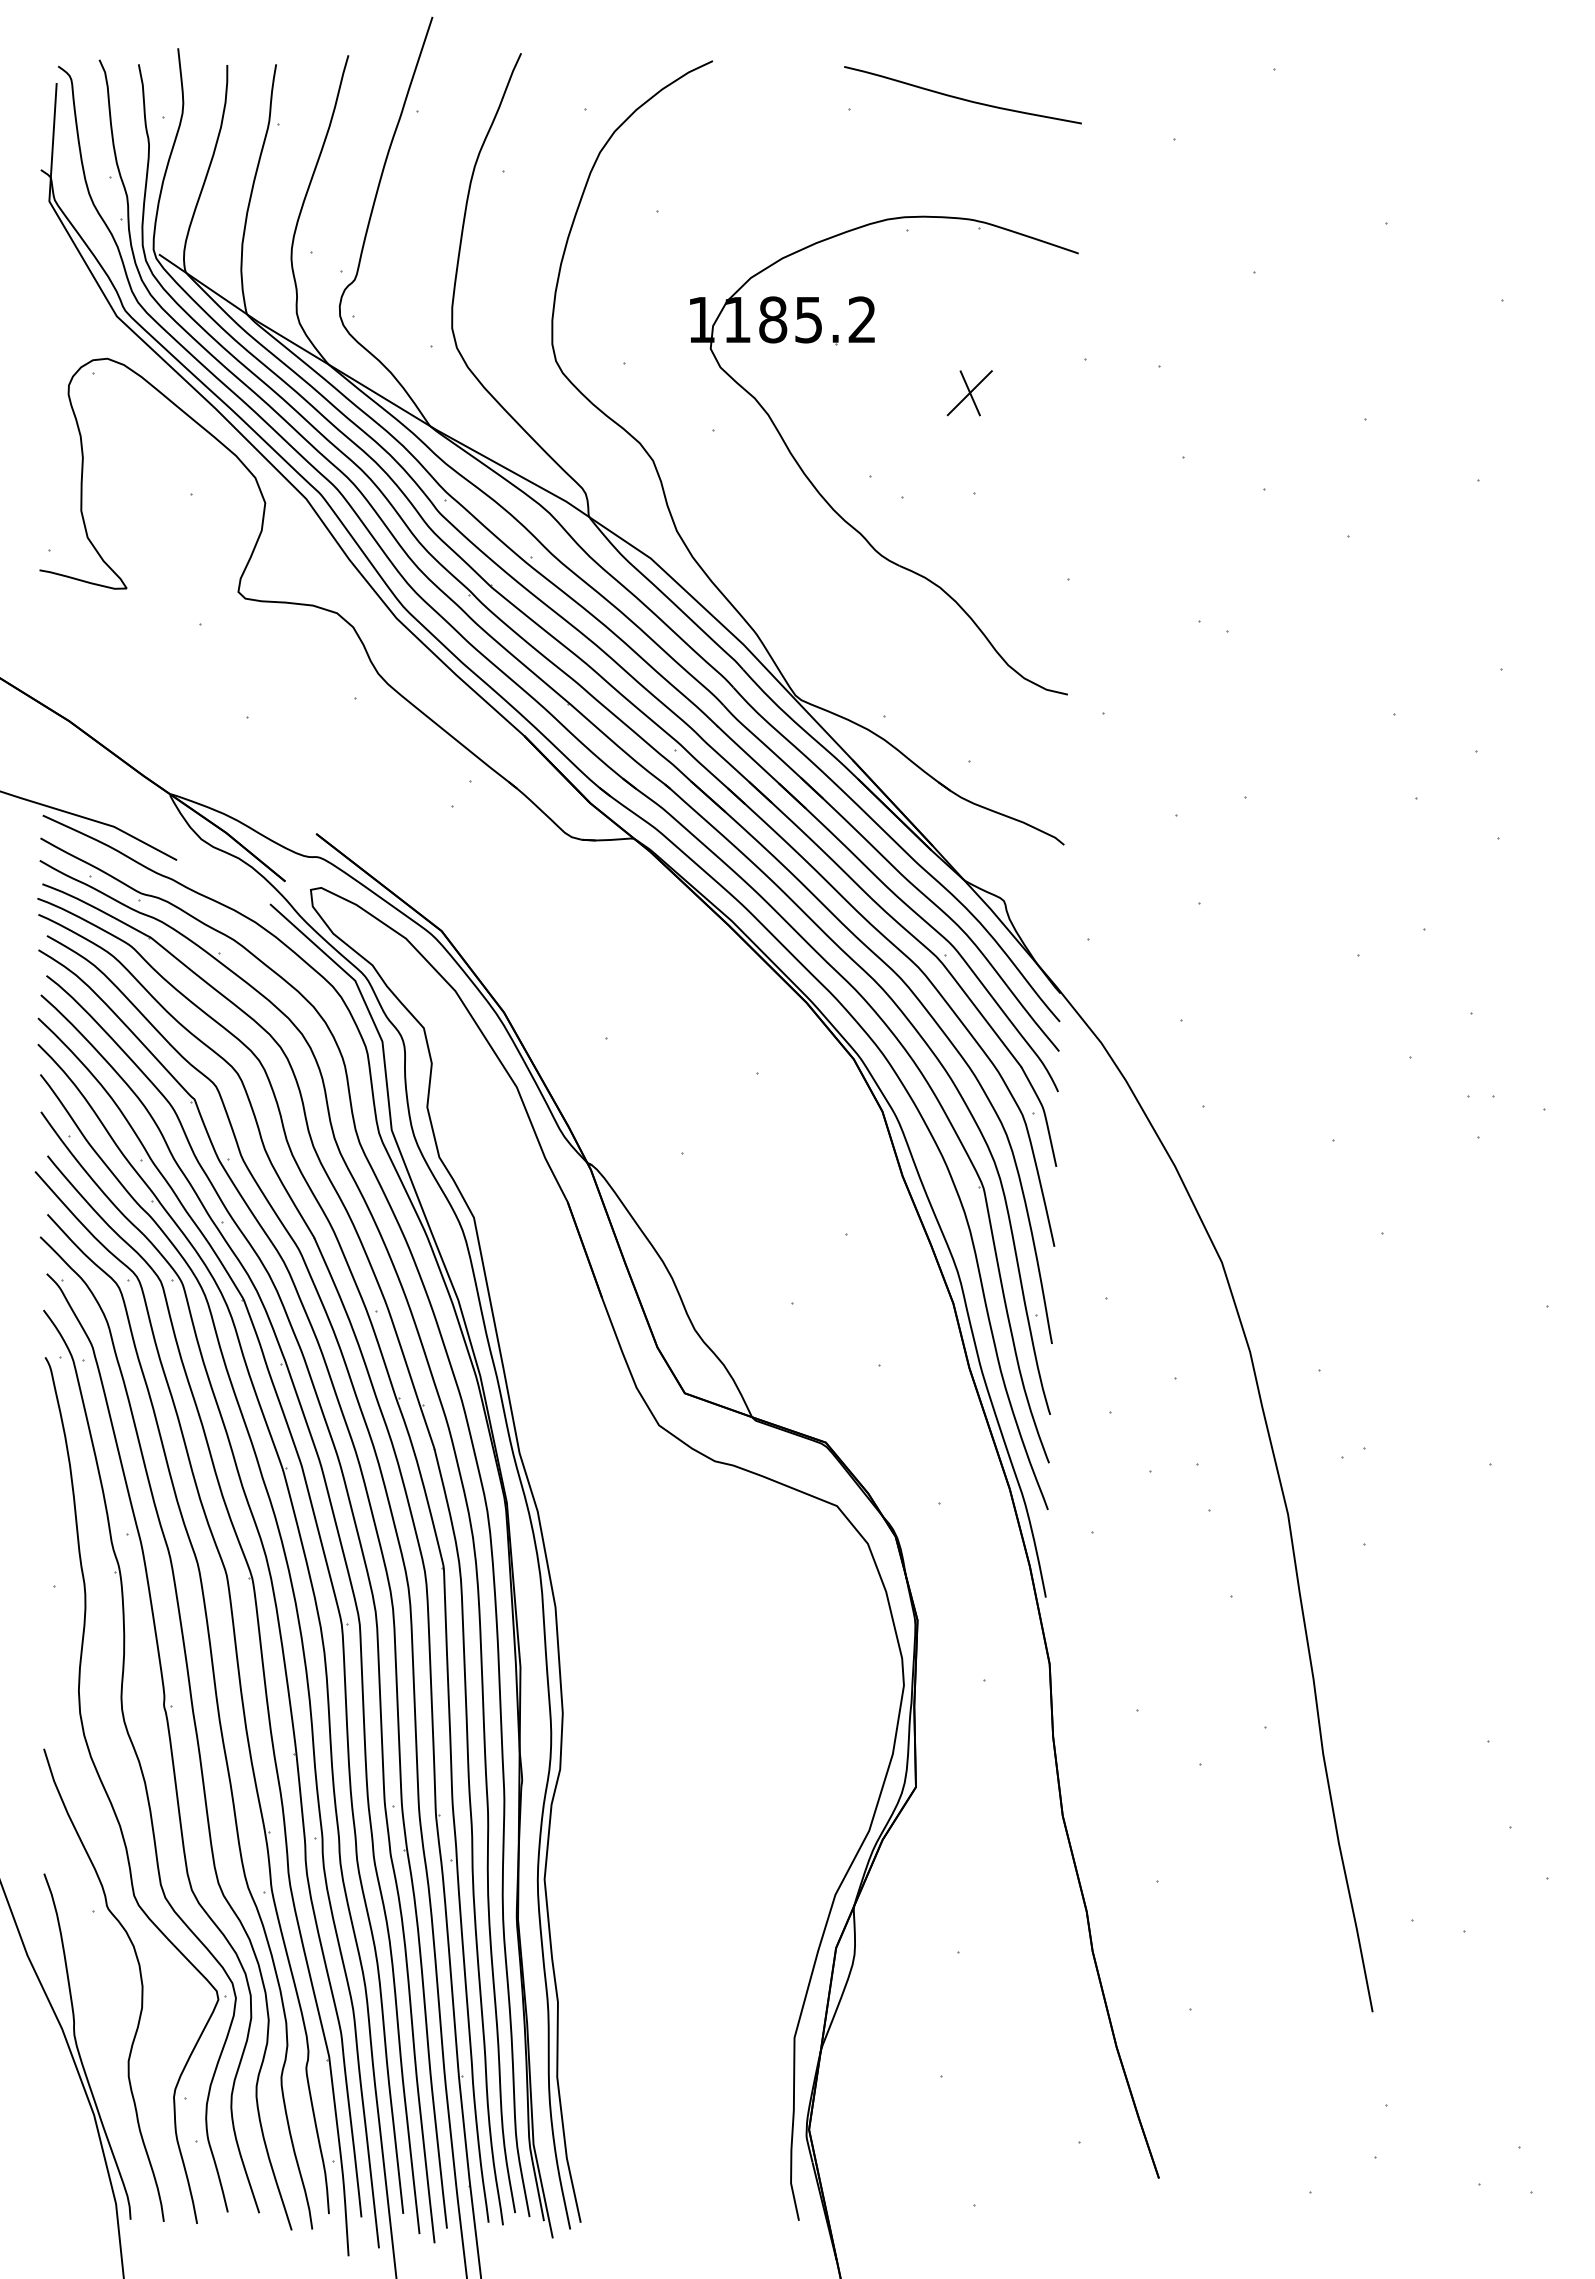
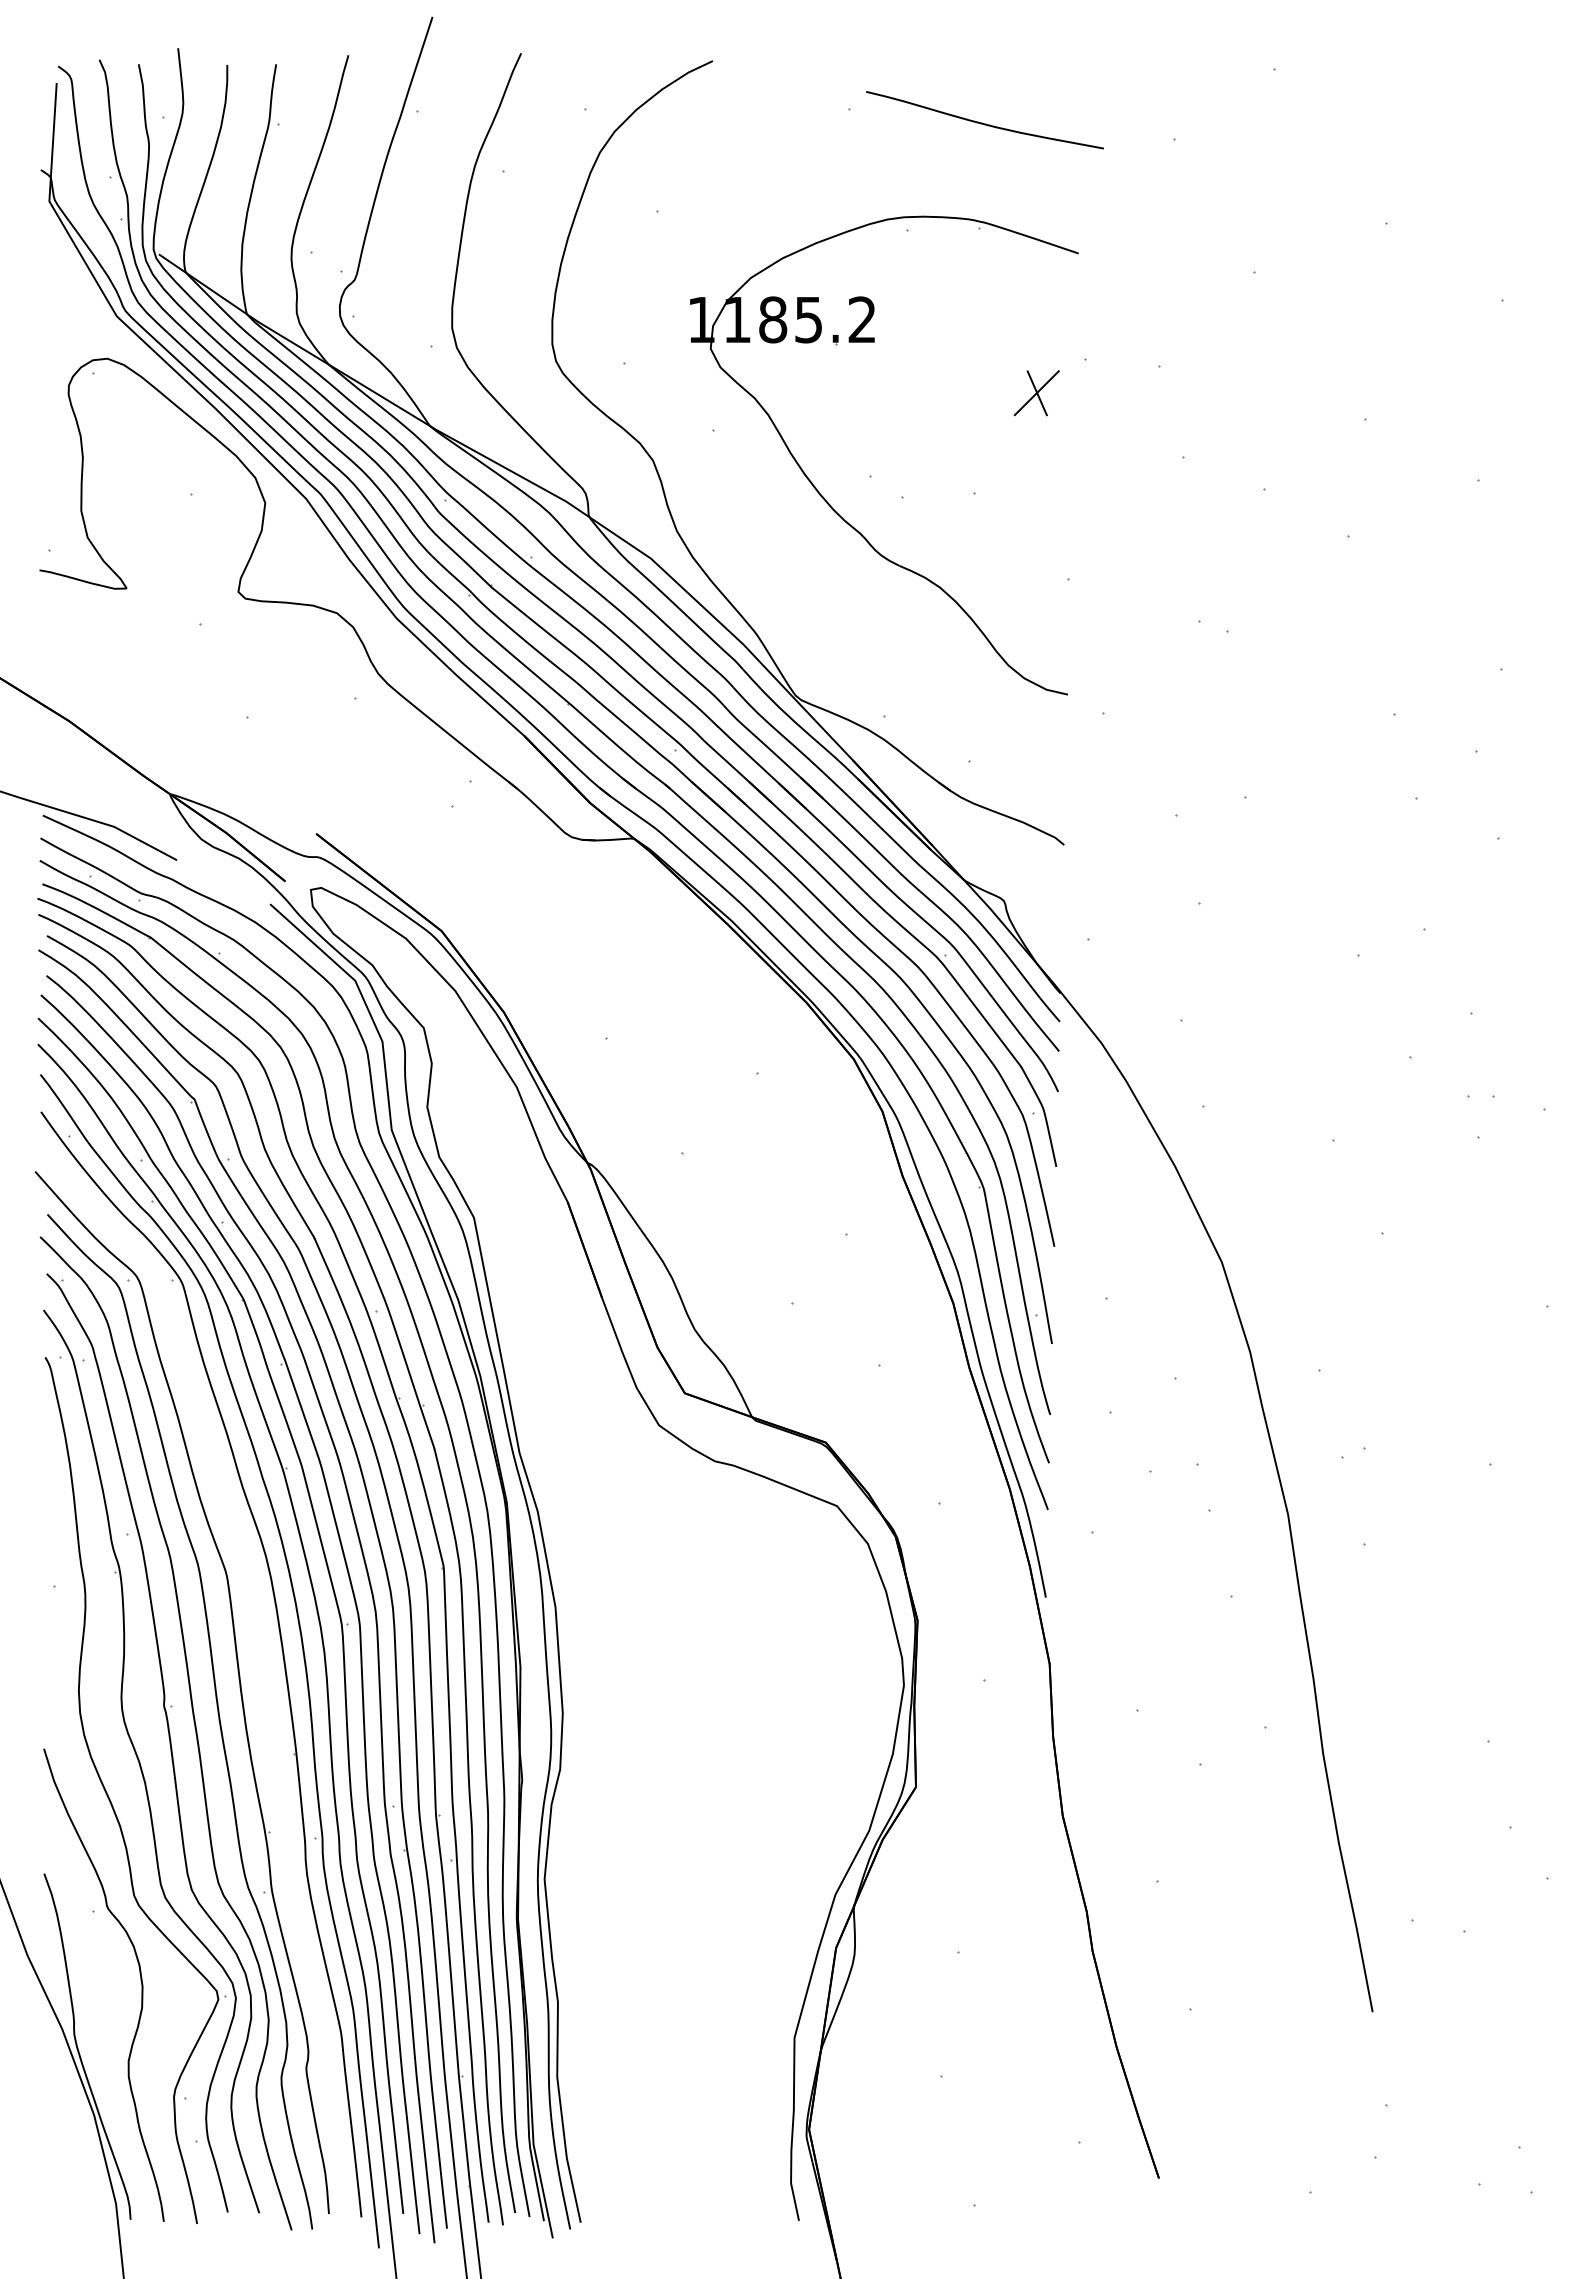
curve position: (960, 97) -> (982, 122) (982, 122)
part position: (969, 393) -> (1036, 393) (1036, 393)
part: present -> none (265, 1698)
